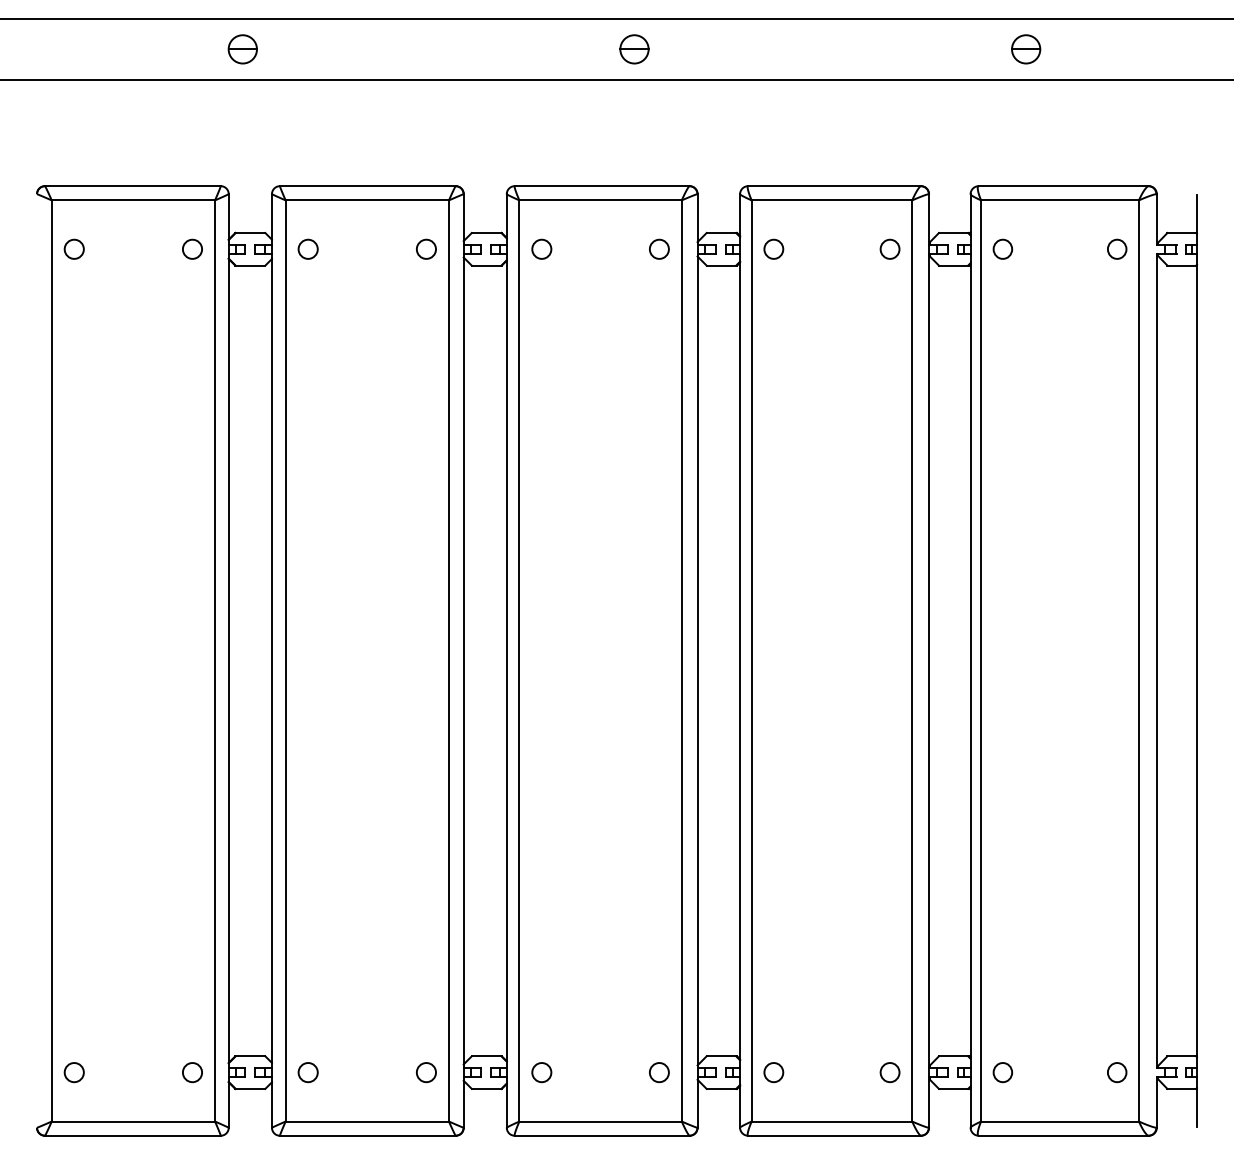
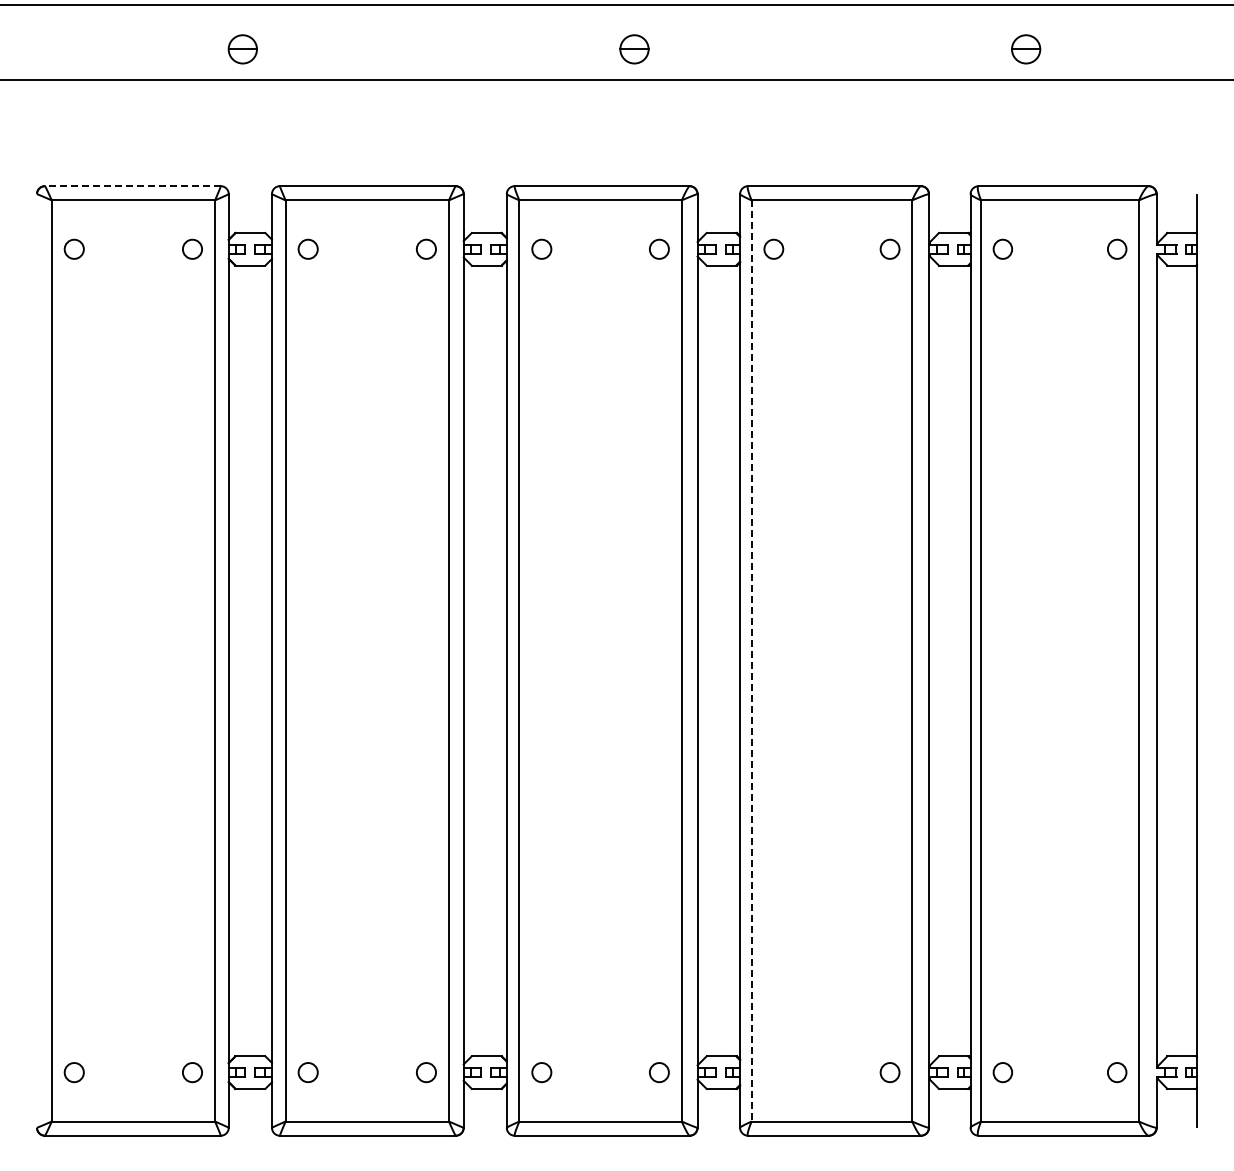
line position: (616, 19) -> (616, 5) (616, 5)
line: solid -> dashed (132, 186)
line: solid -> dashed (751, 660)
part: present -> none (773, 1072)
